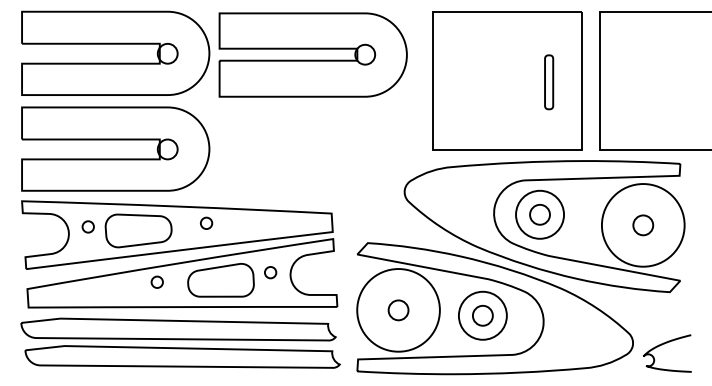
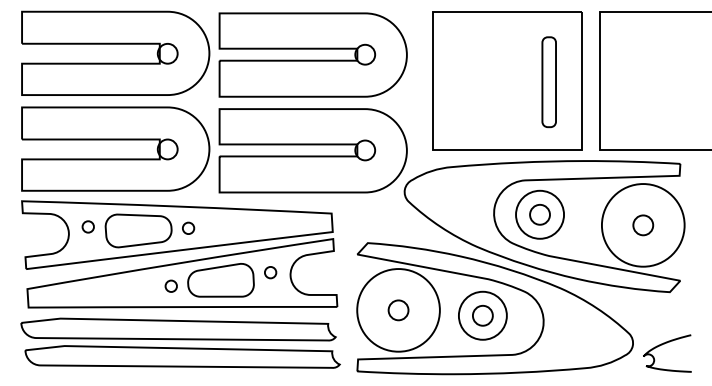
part size: 11x57 px -> 16x93 px (548, 82)
part: none -> present (312, 150)
circle position: (206, 222) -> (188, 227) (188, 227)
circle position: (156, 281) -> (170, 285) (170, 285)
